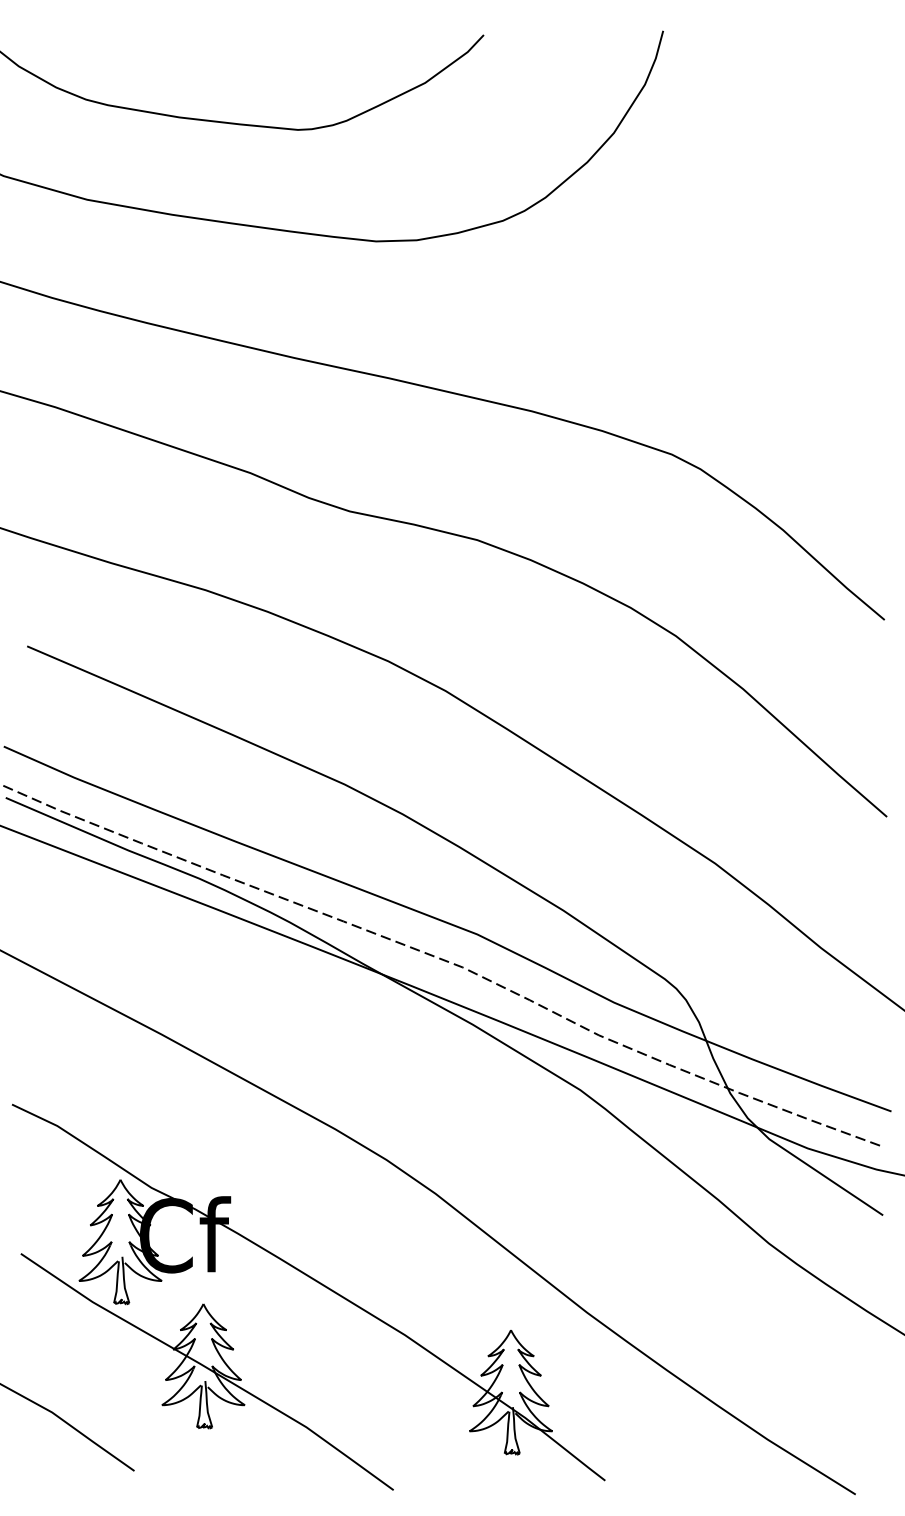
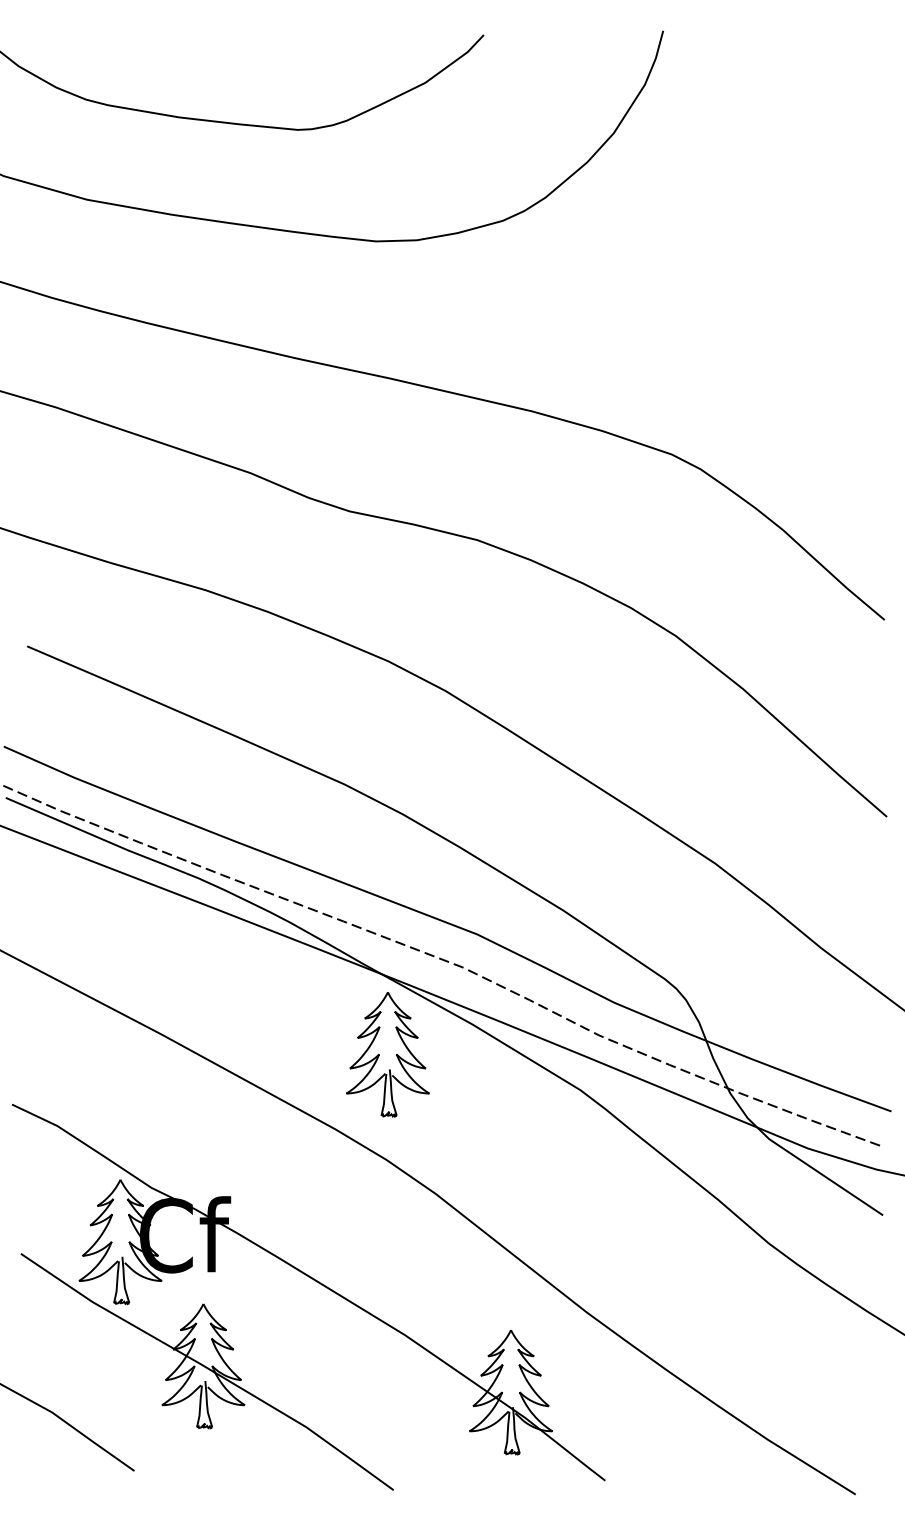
part: none -> present (387, 1054)
